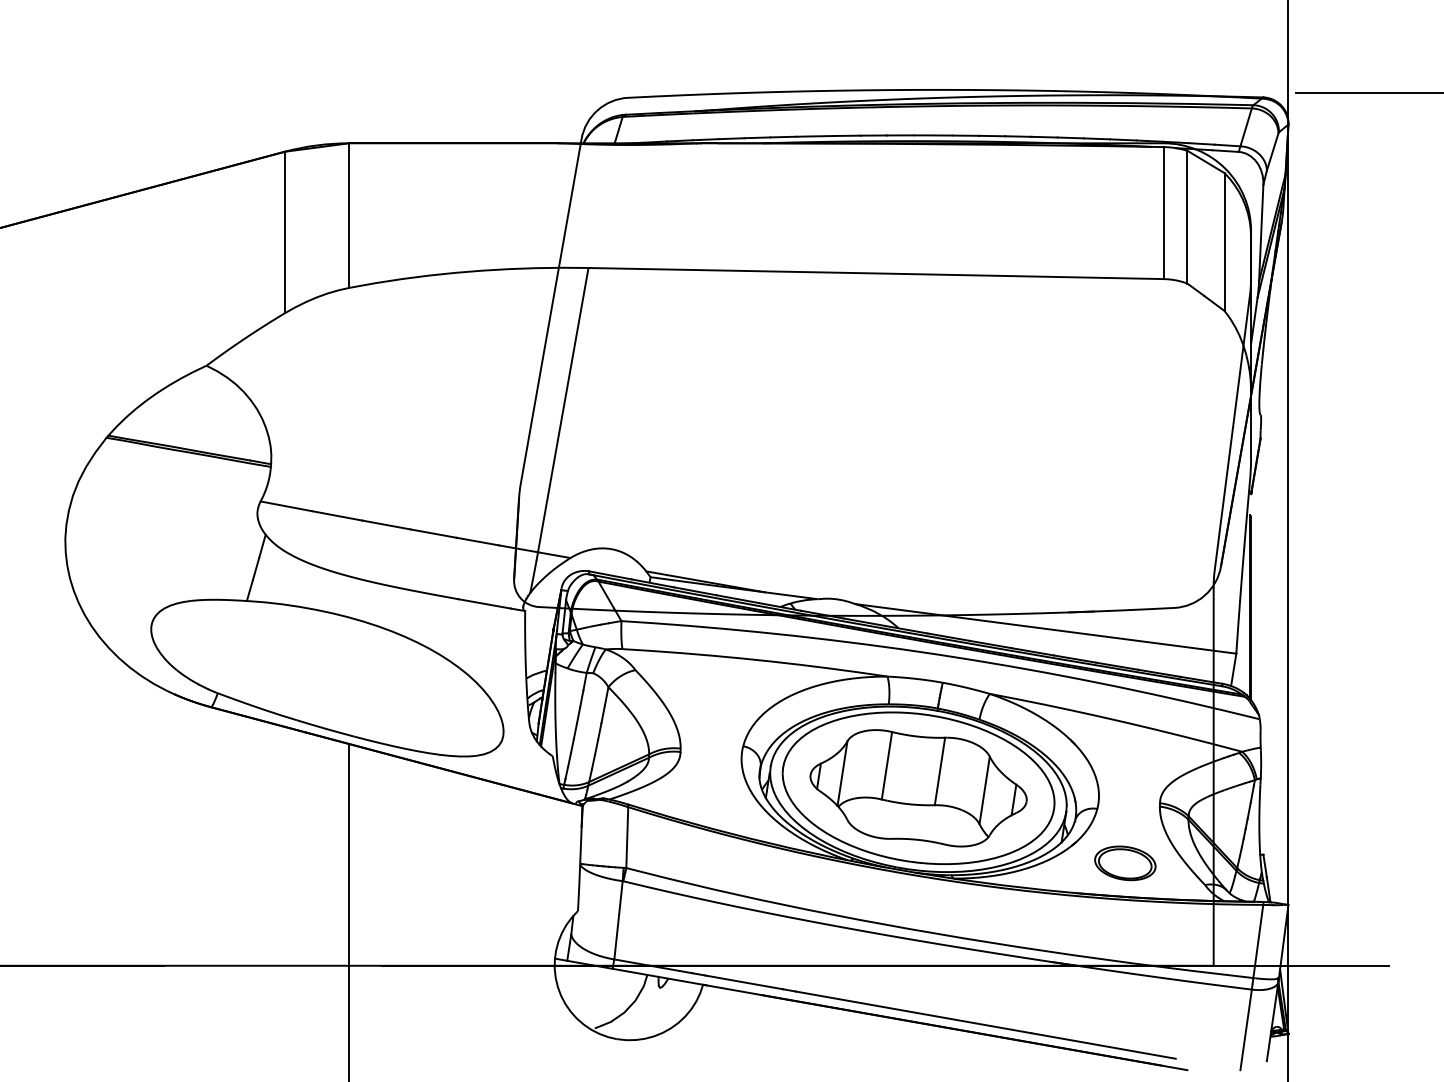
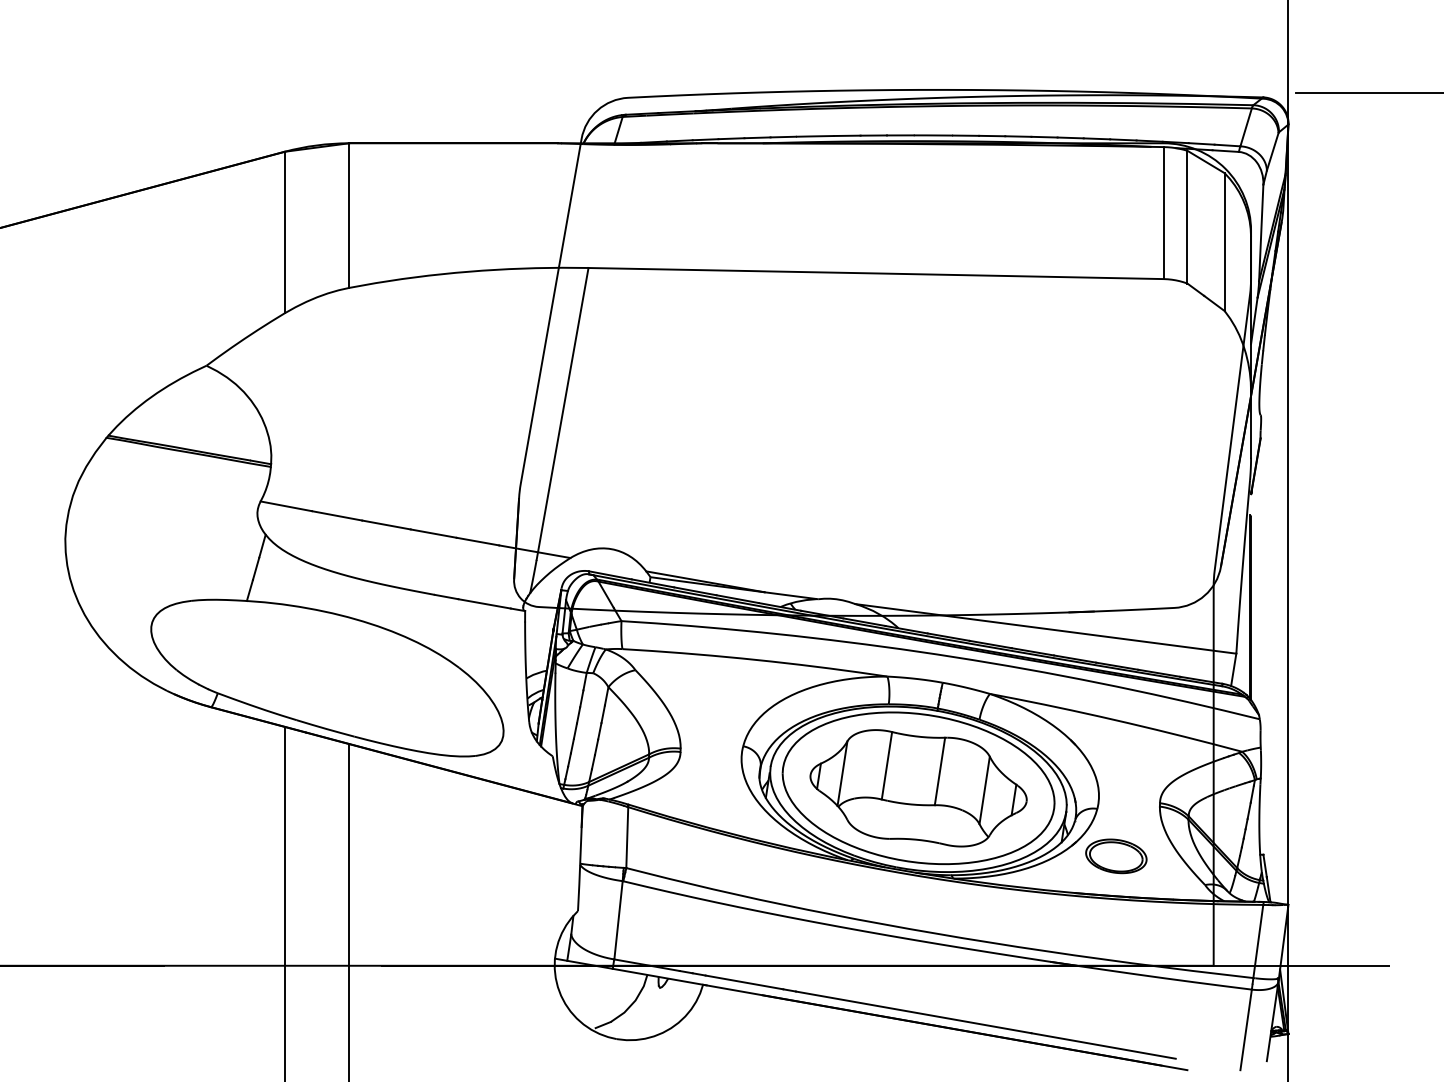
part position: (1125, 863) -> (1116, 856) (1116, 856)
line: none -> present (284, 902)
